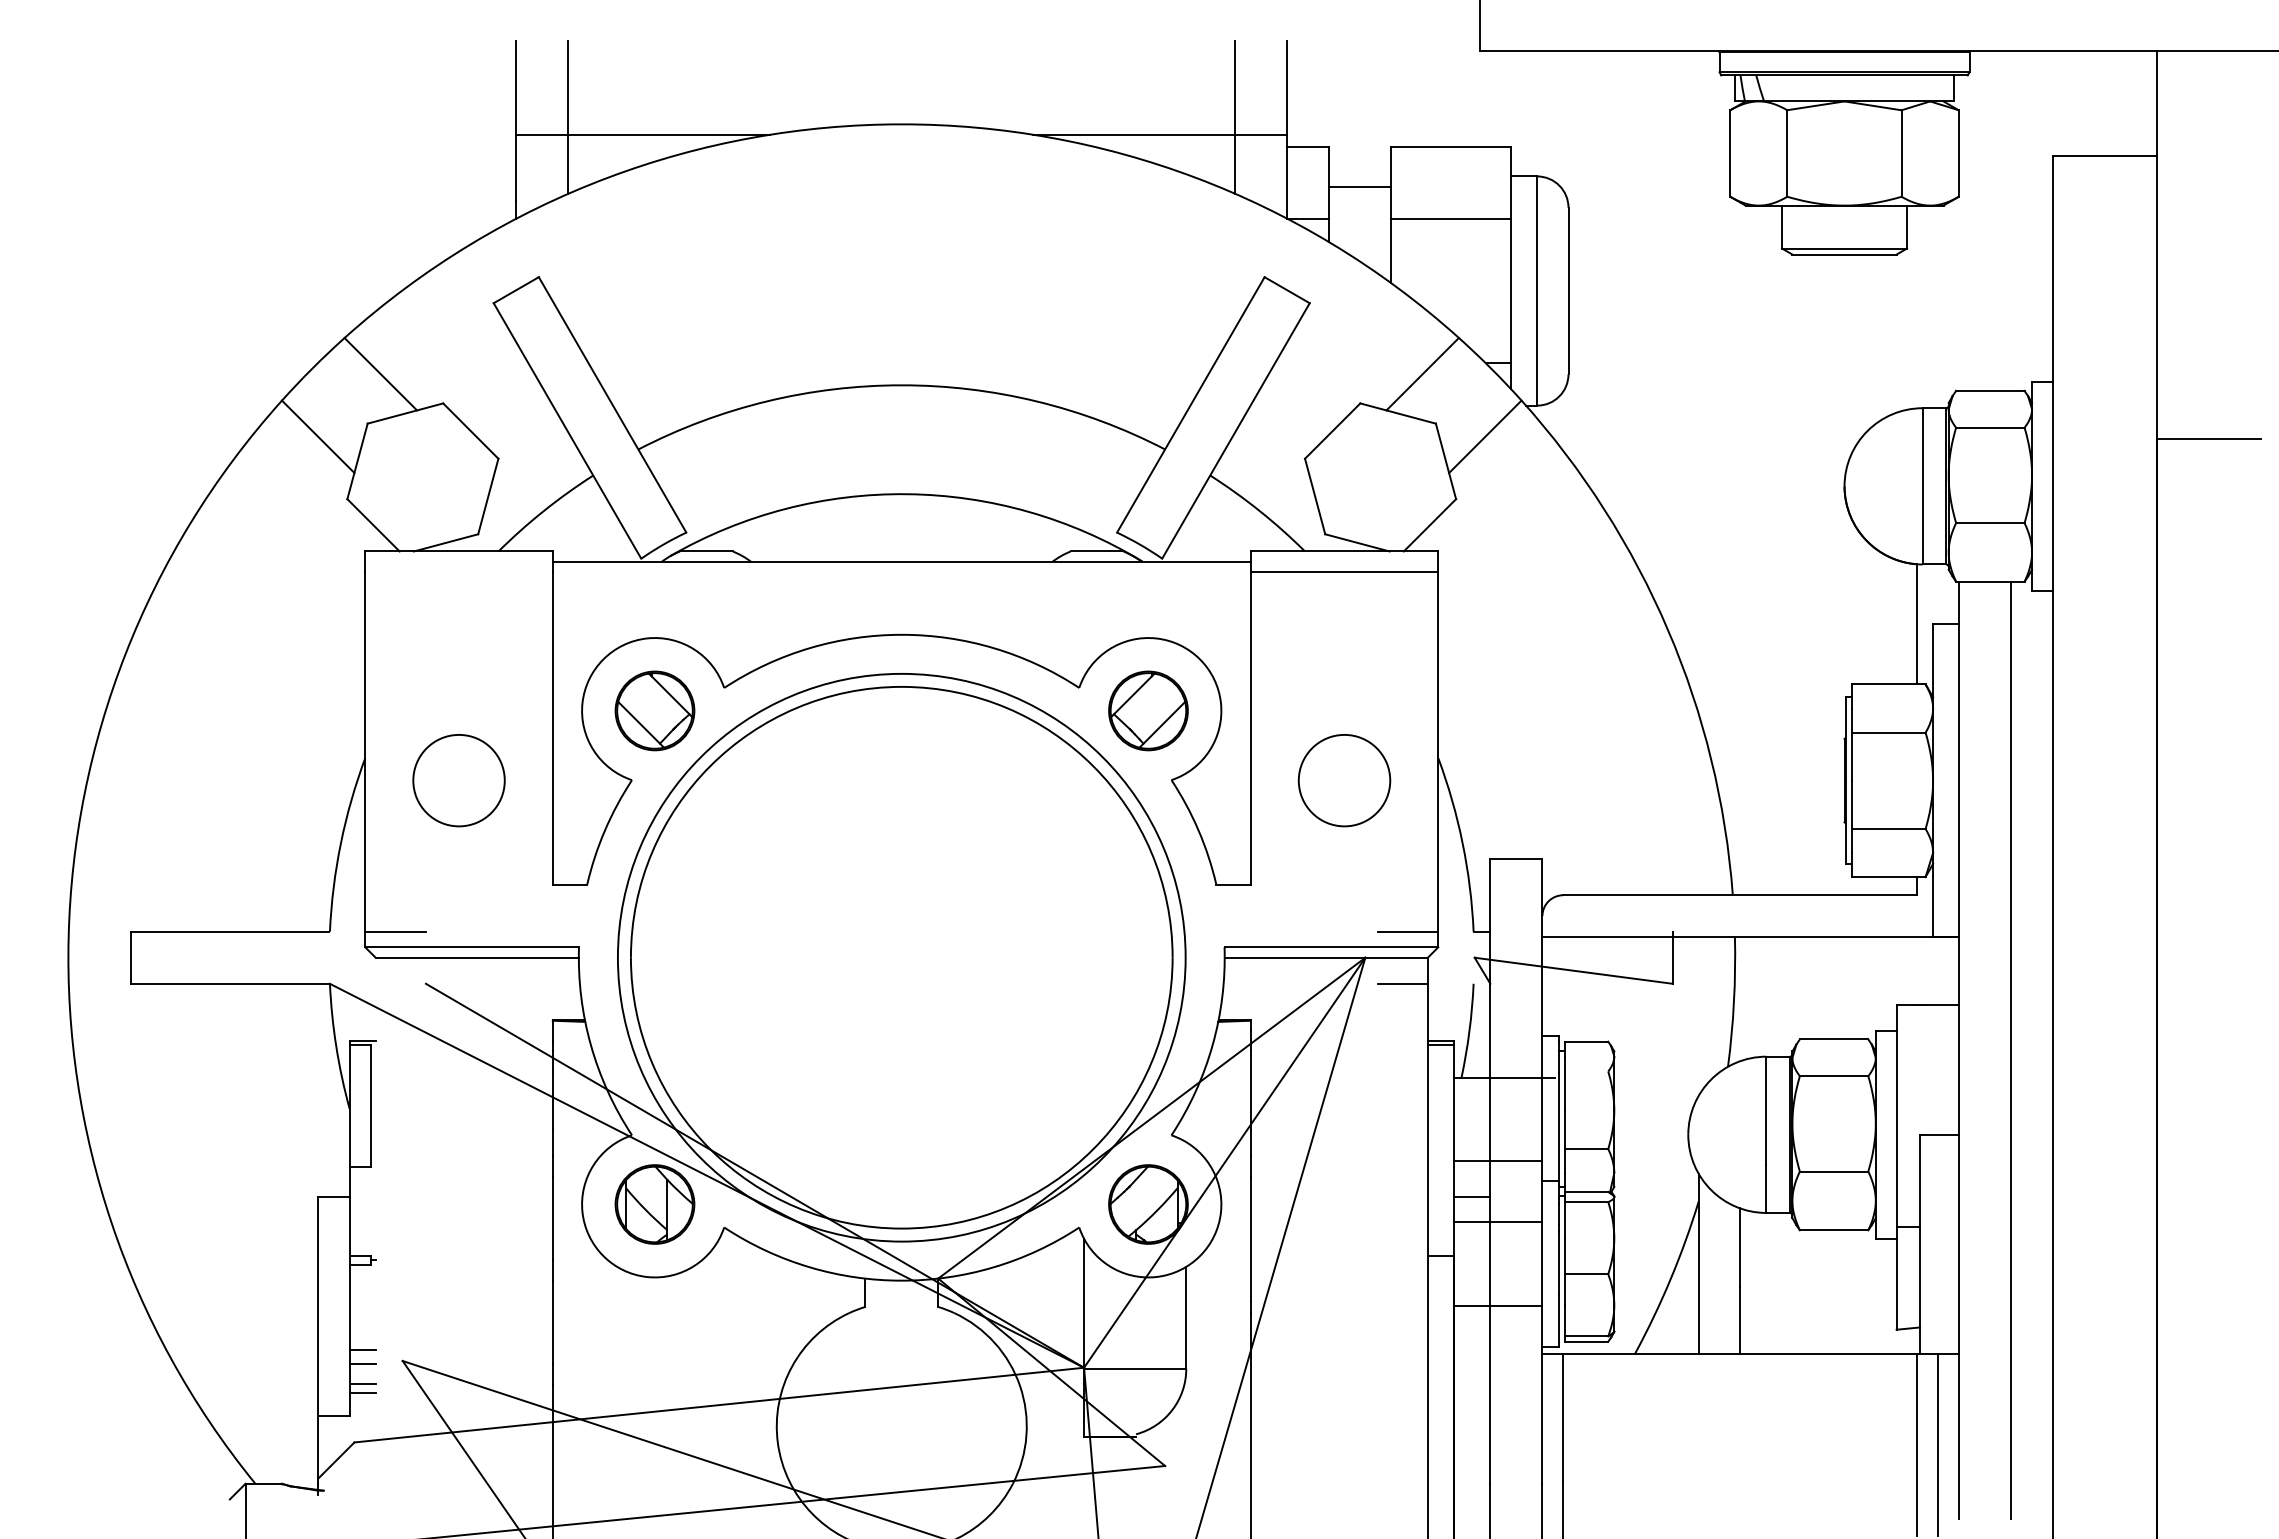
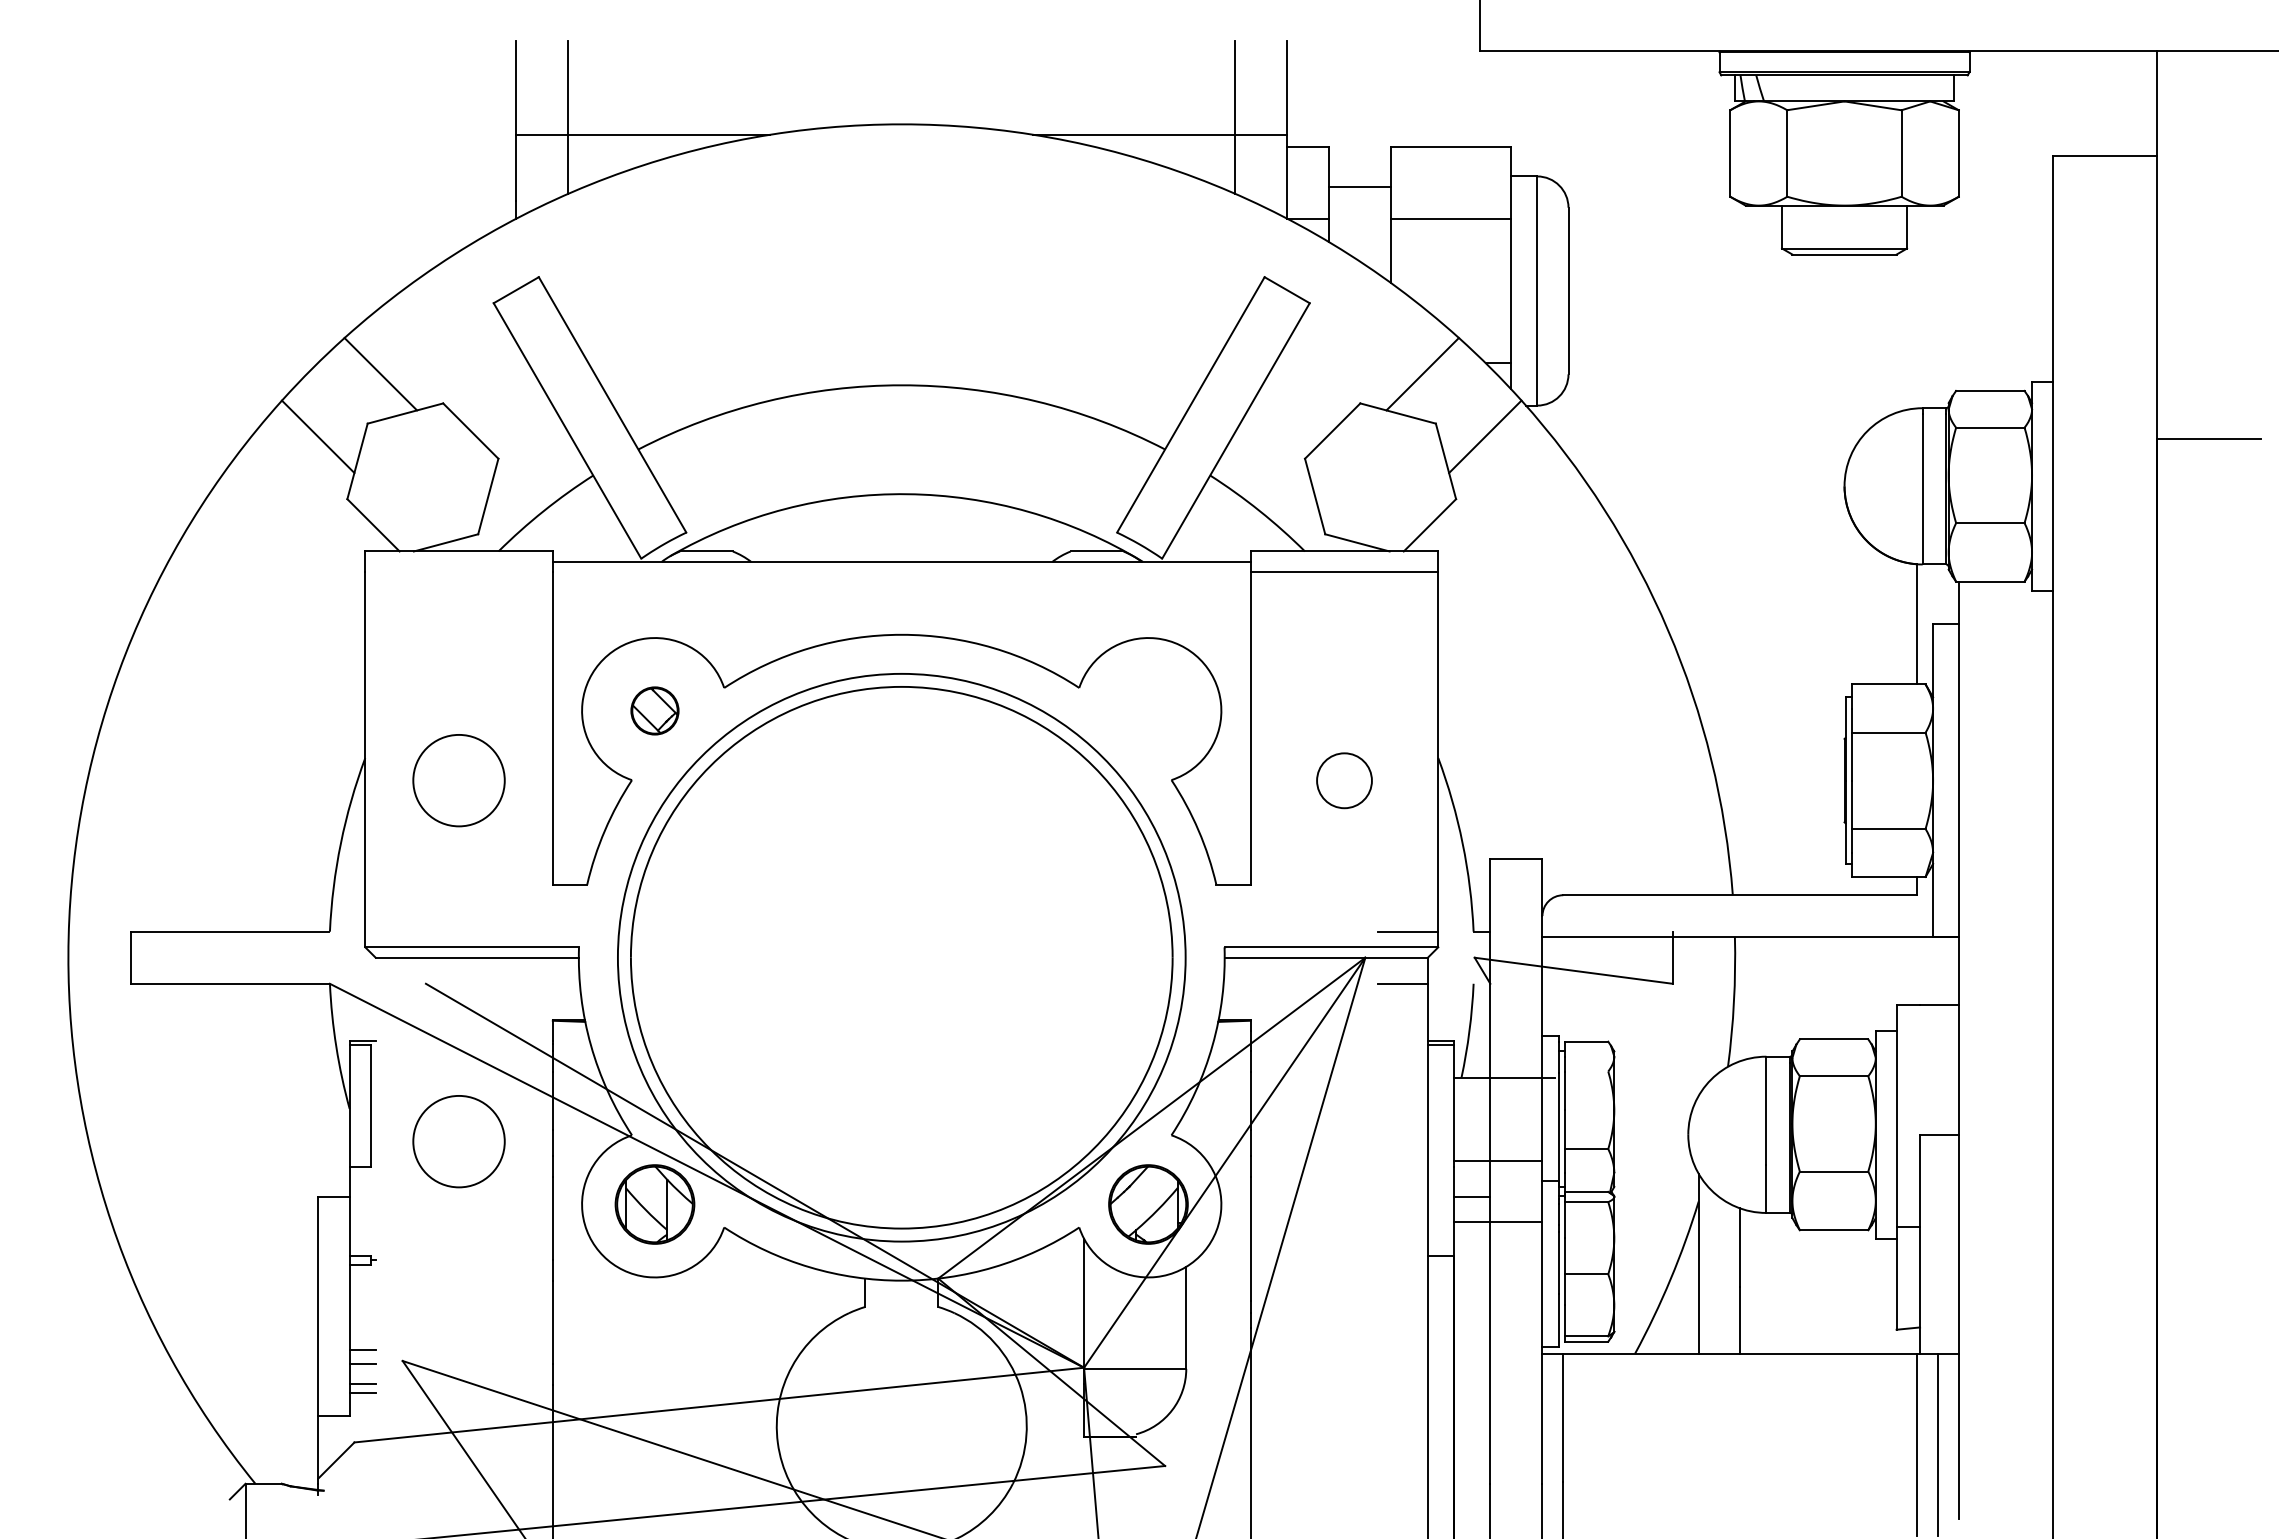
part size: 82x82 px -> 50x50 px (654, 710)
part: present -> none (1148, 710)
circle size: 95x94 px -> 57x58 px (1344, 780)
line: present -> none (395, 931)
line: present -> none (2011, 1049)
circle: none -> present (458, 1141)
line: present -> none (1497, 1305)
